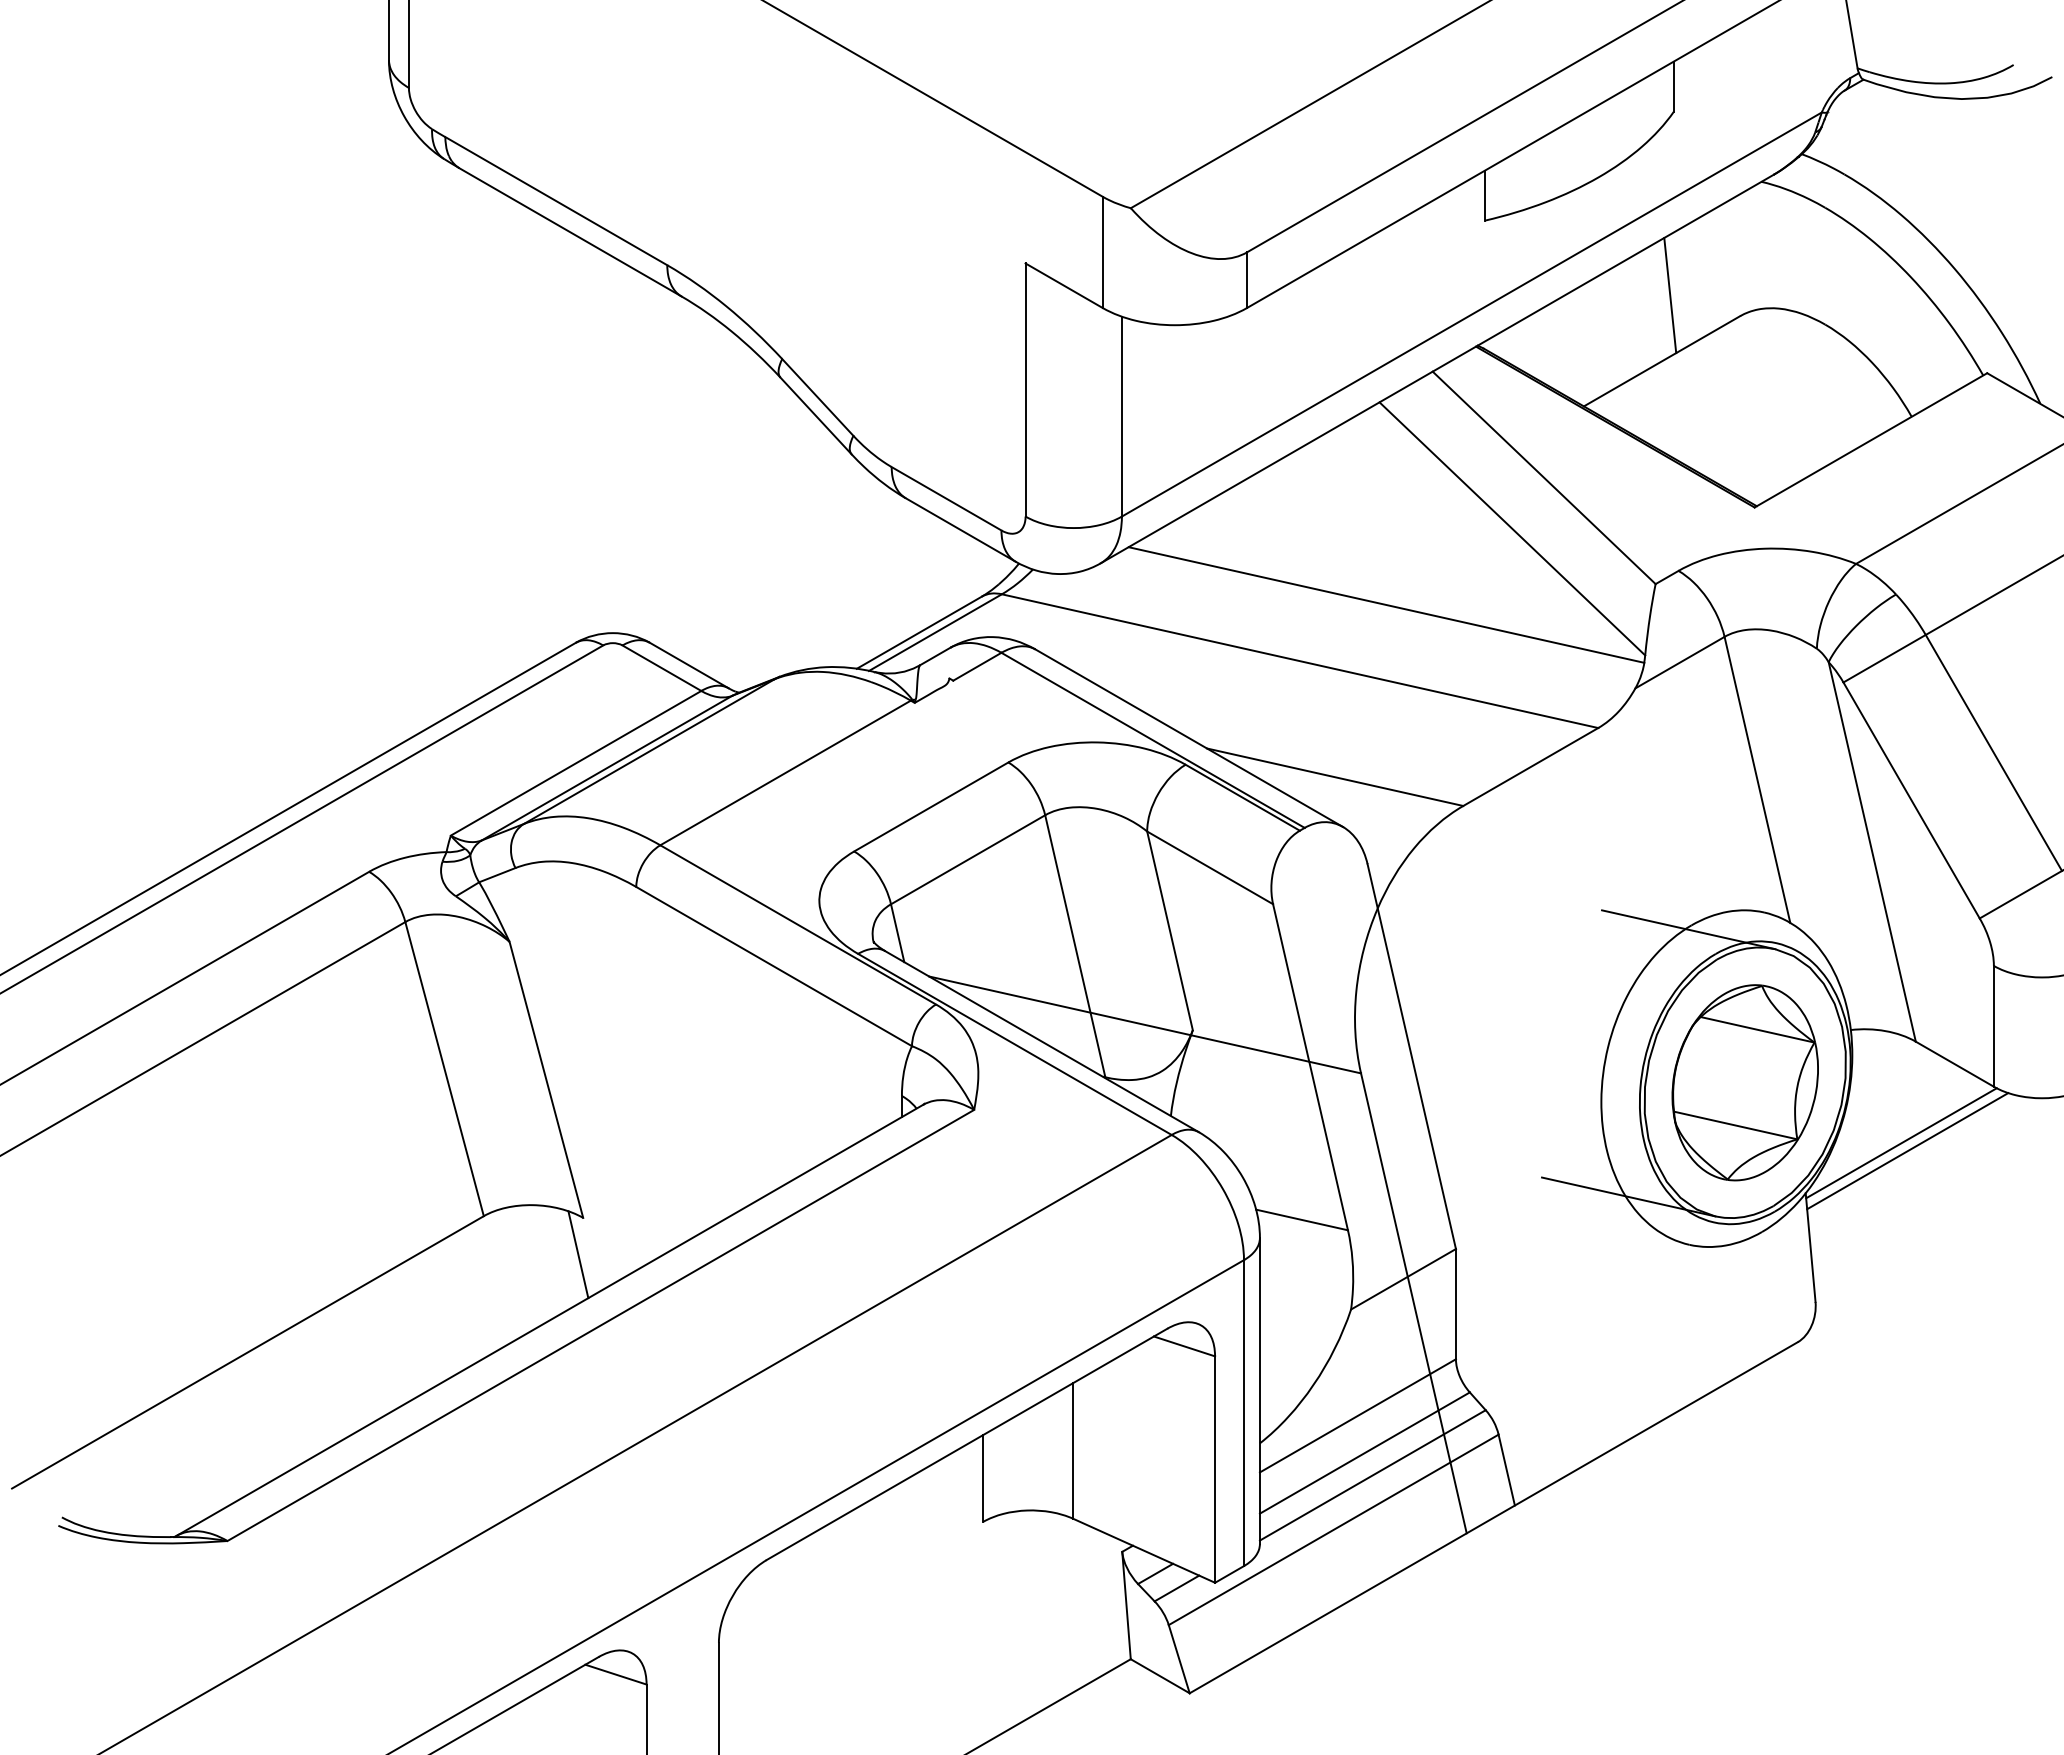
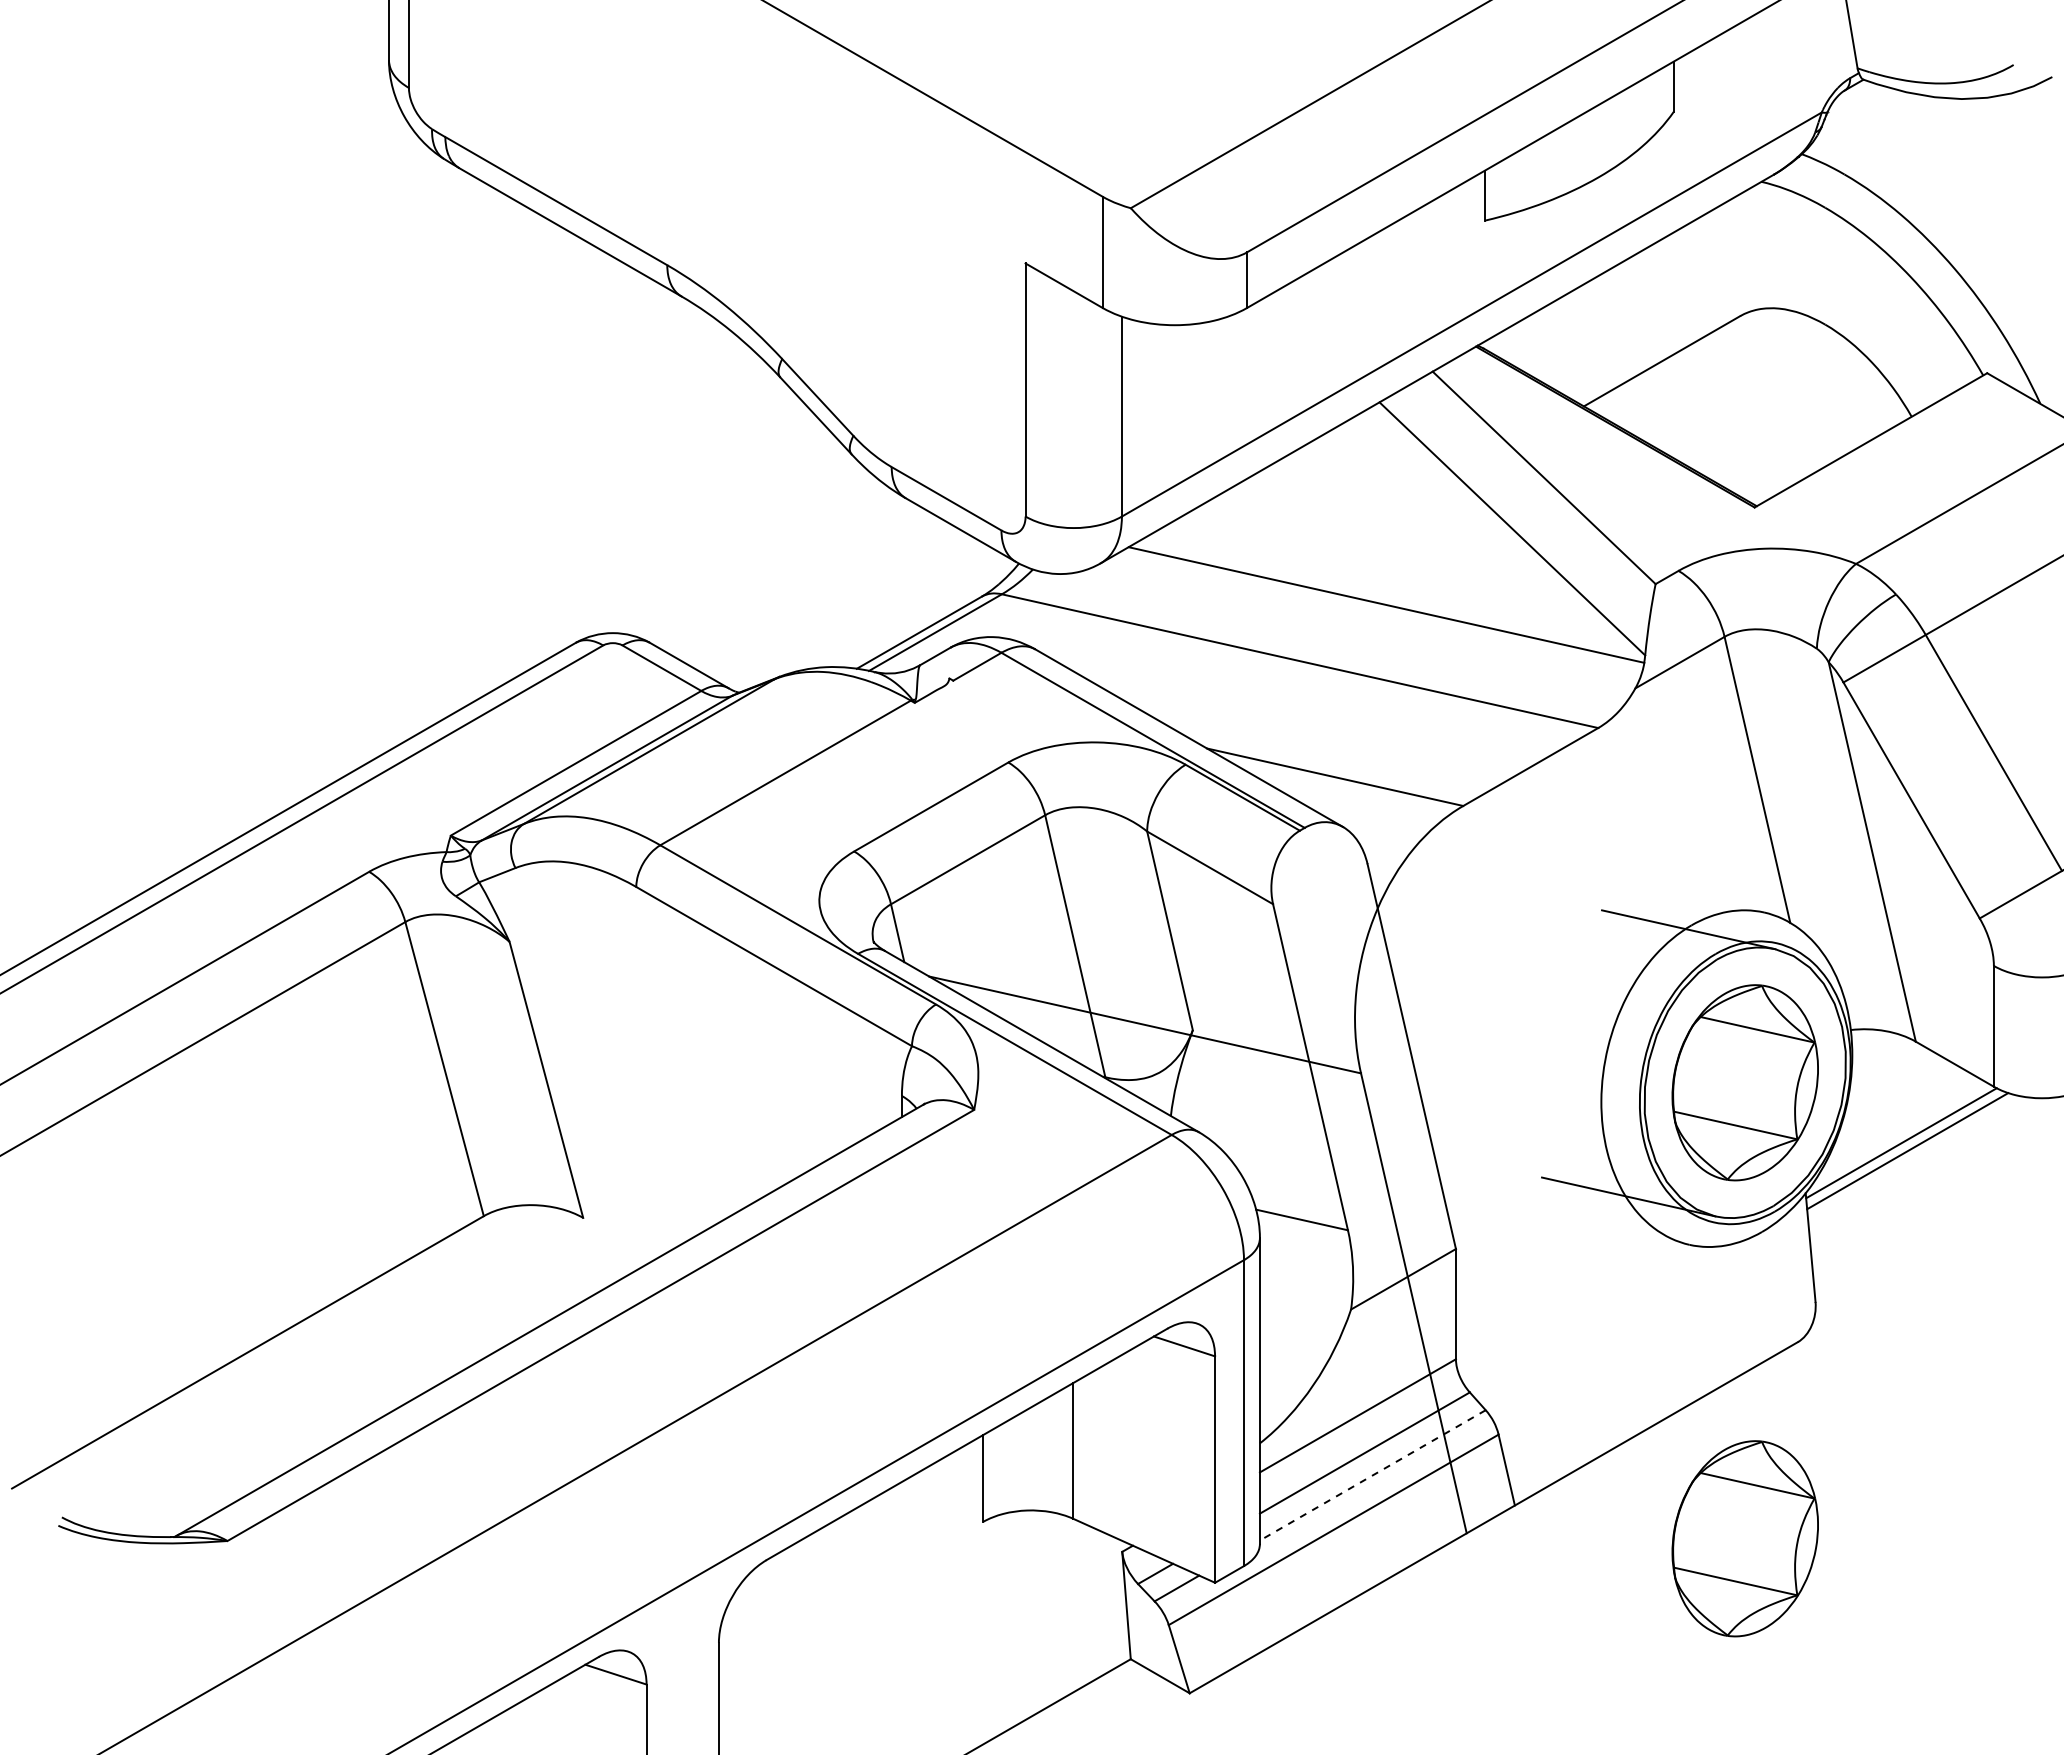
line: present -> none (1670, 295)
line: present -> none (578, 1254)
line: solid -> dashed (1372, 1475)
part: none -> present (1744, 1538)
